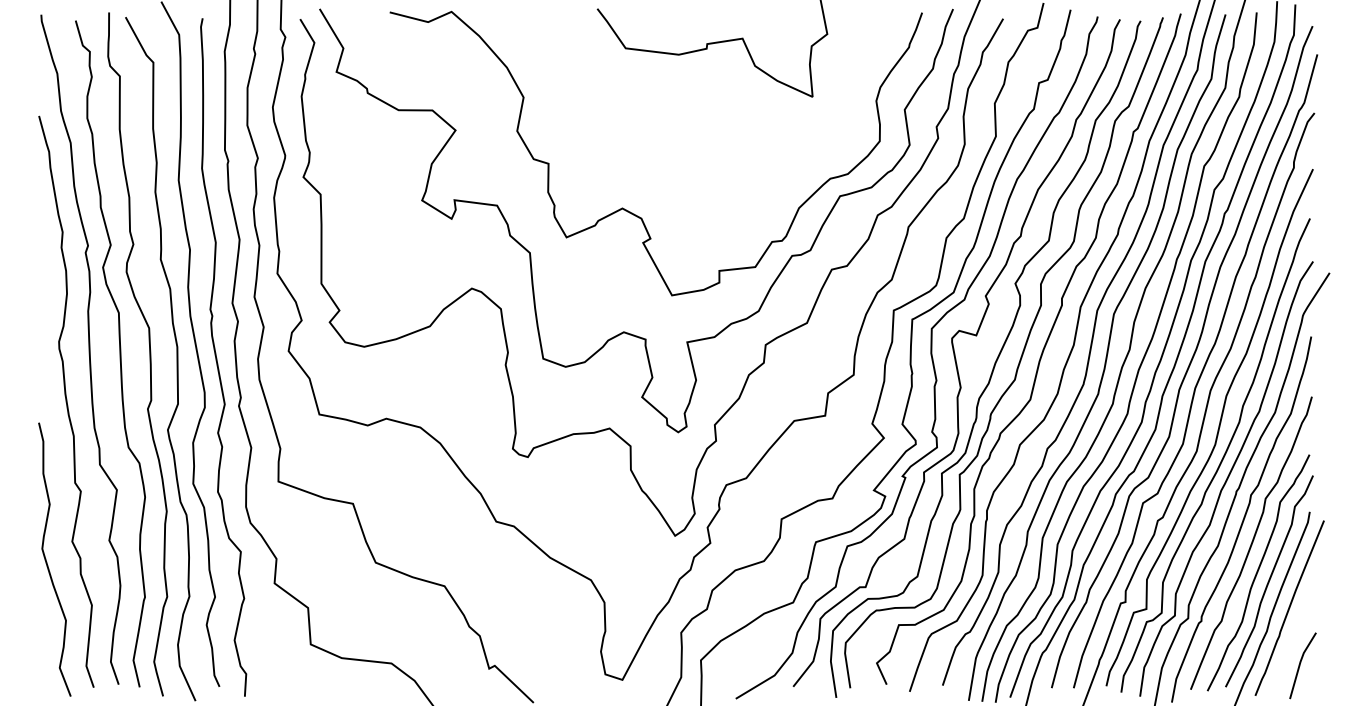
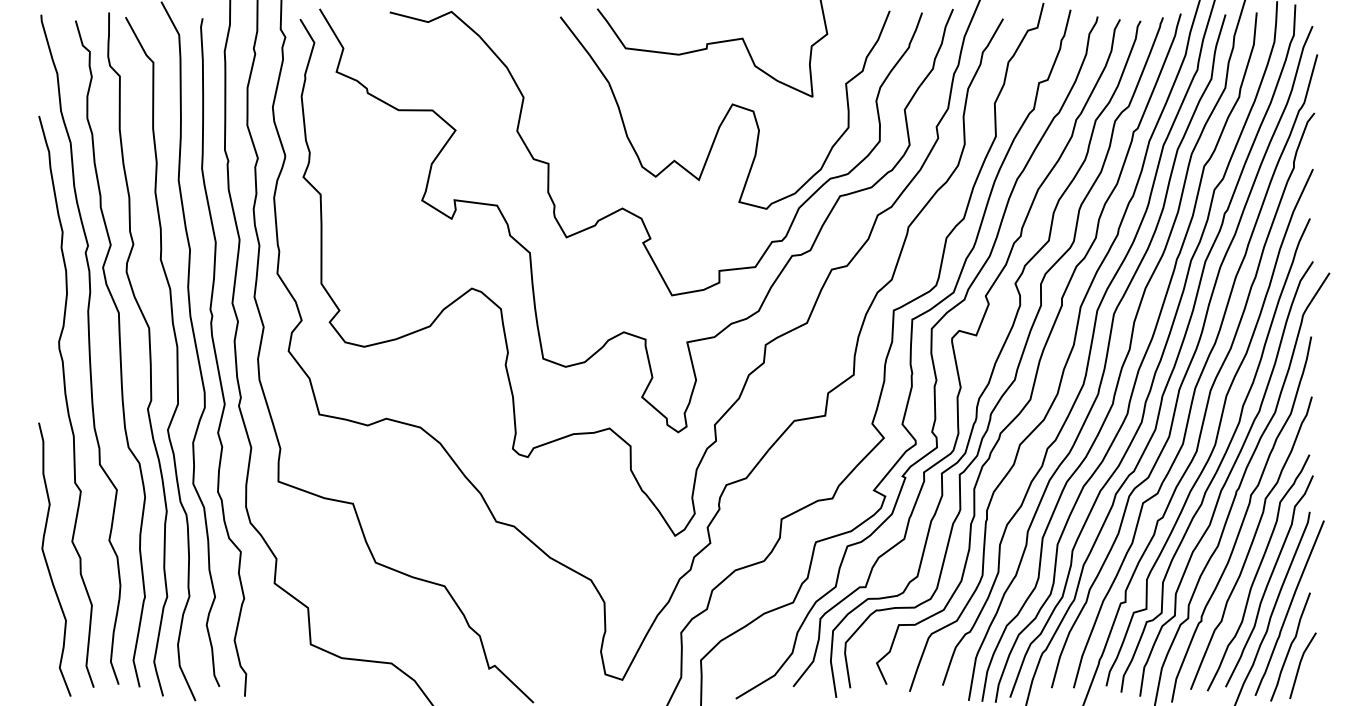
curve: none -> present (727, 111)
curve: none -> present (1290, 646)
